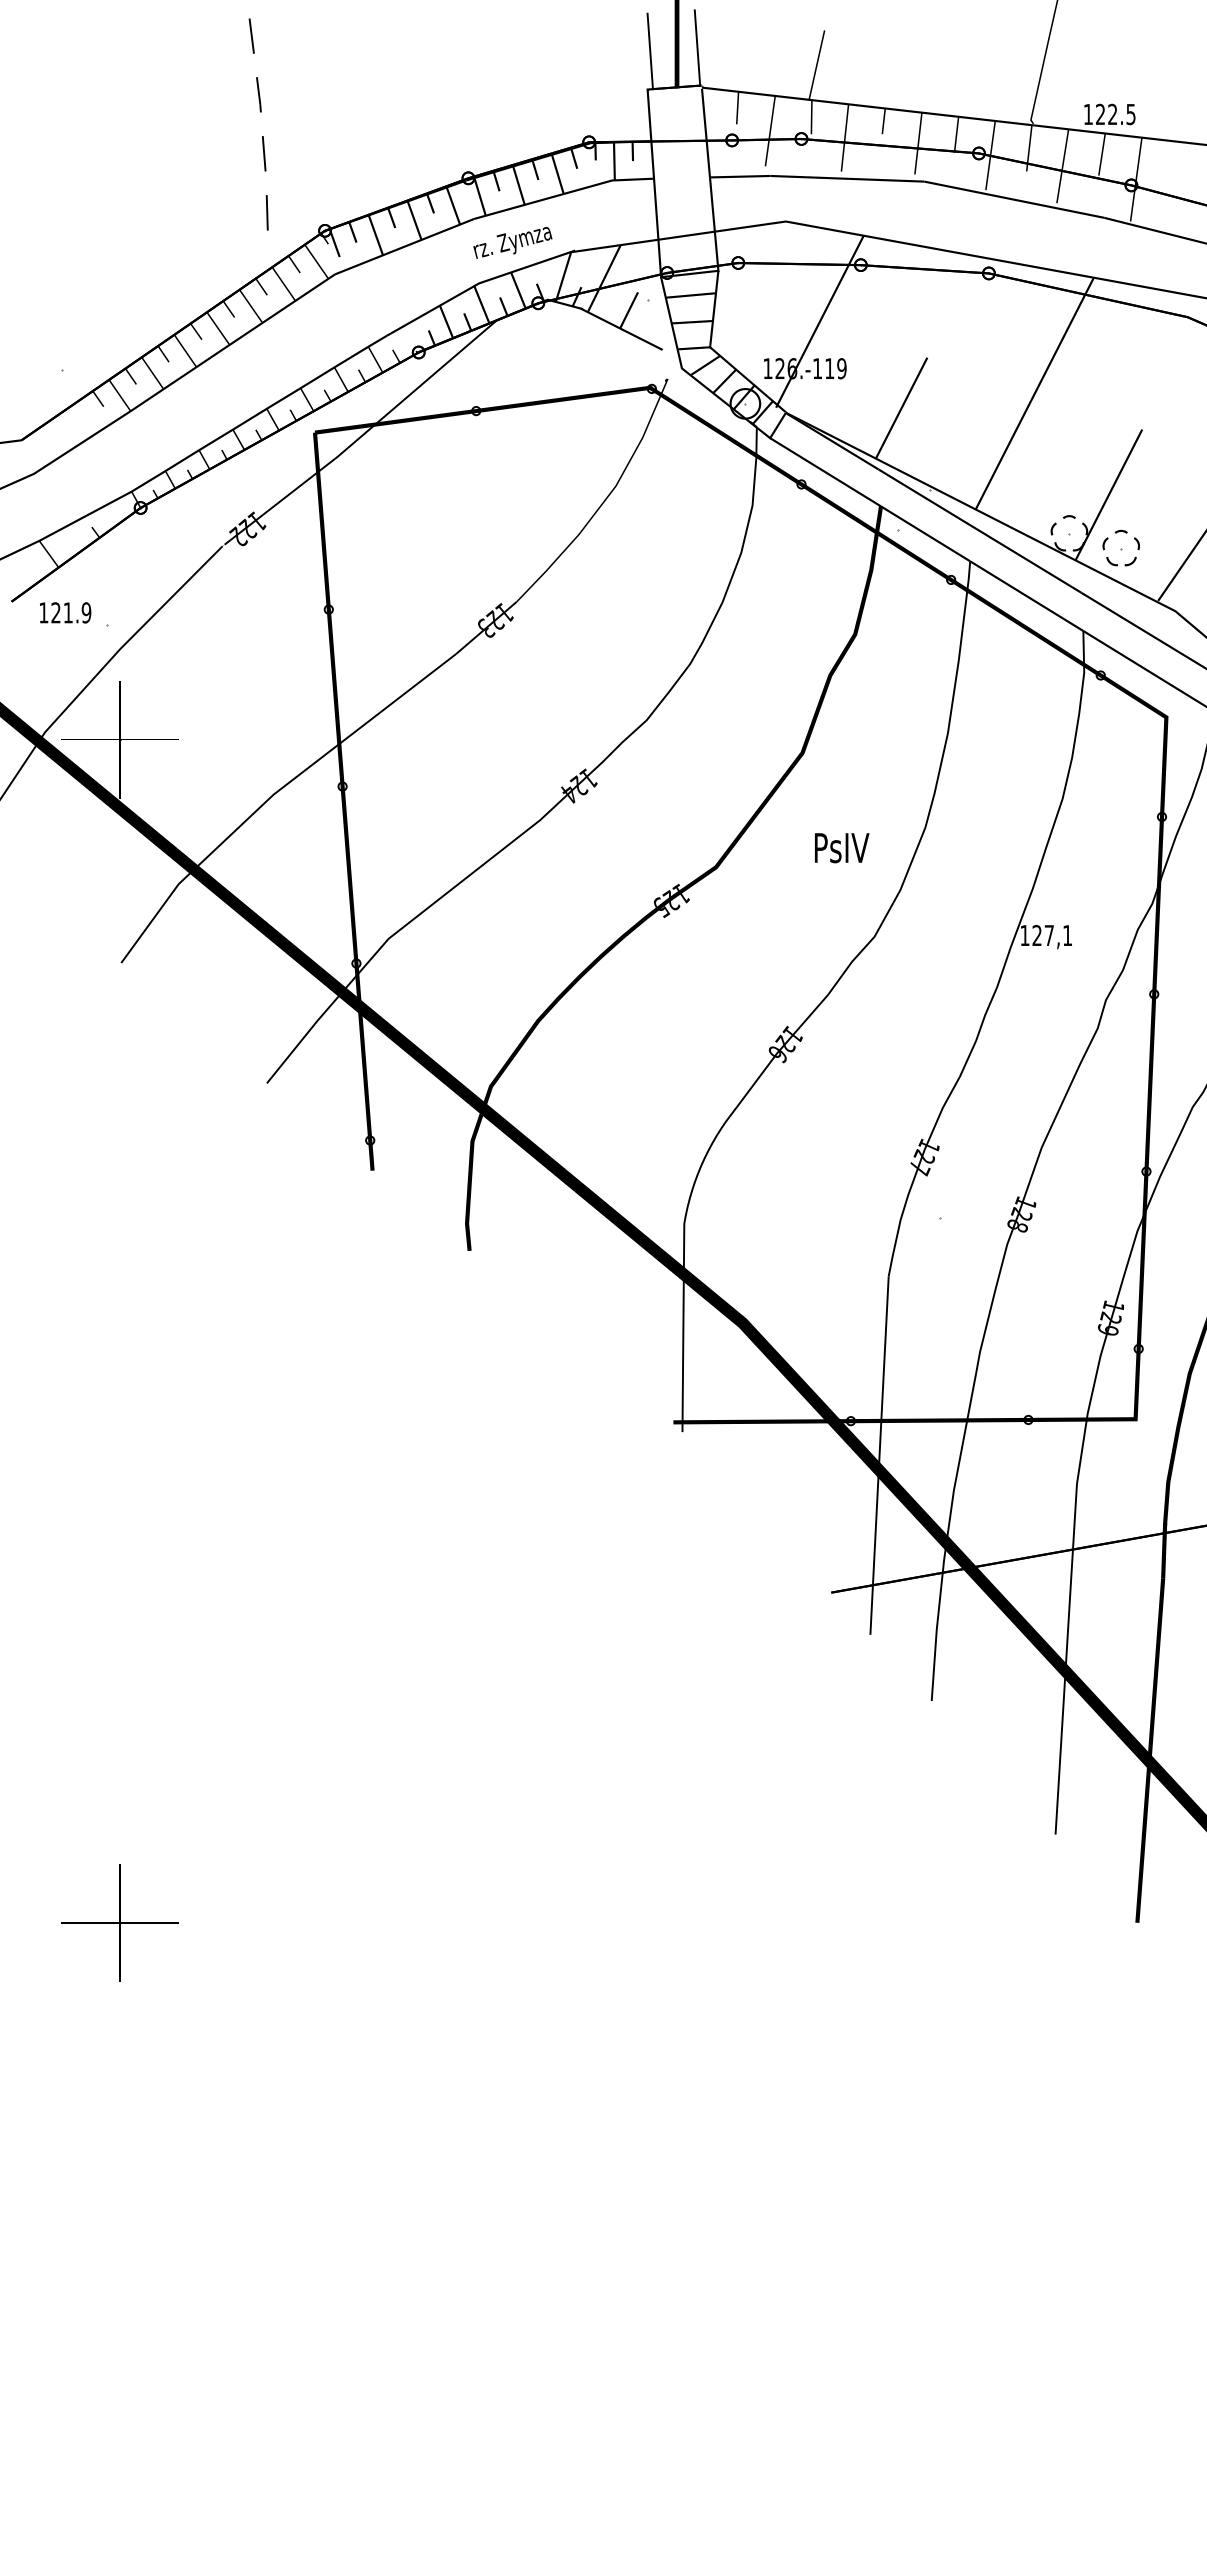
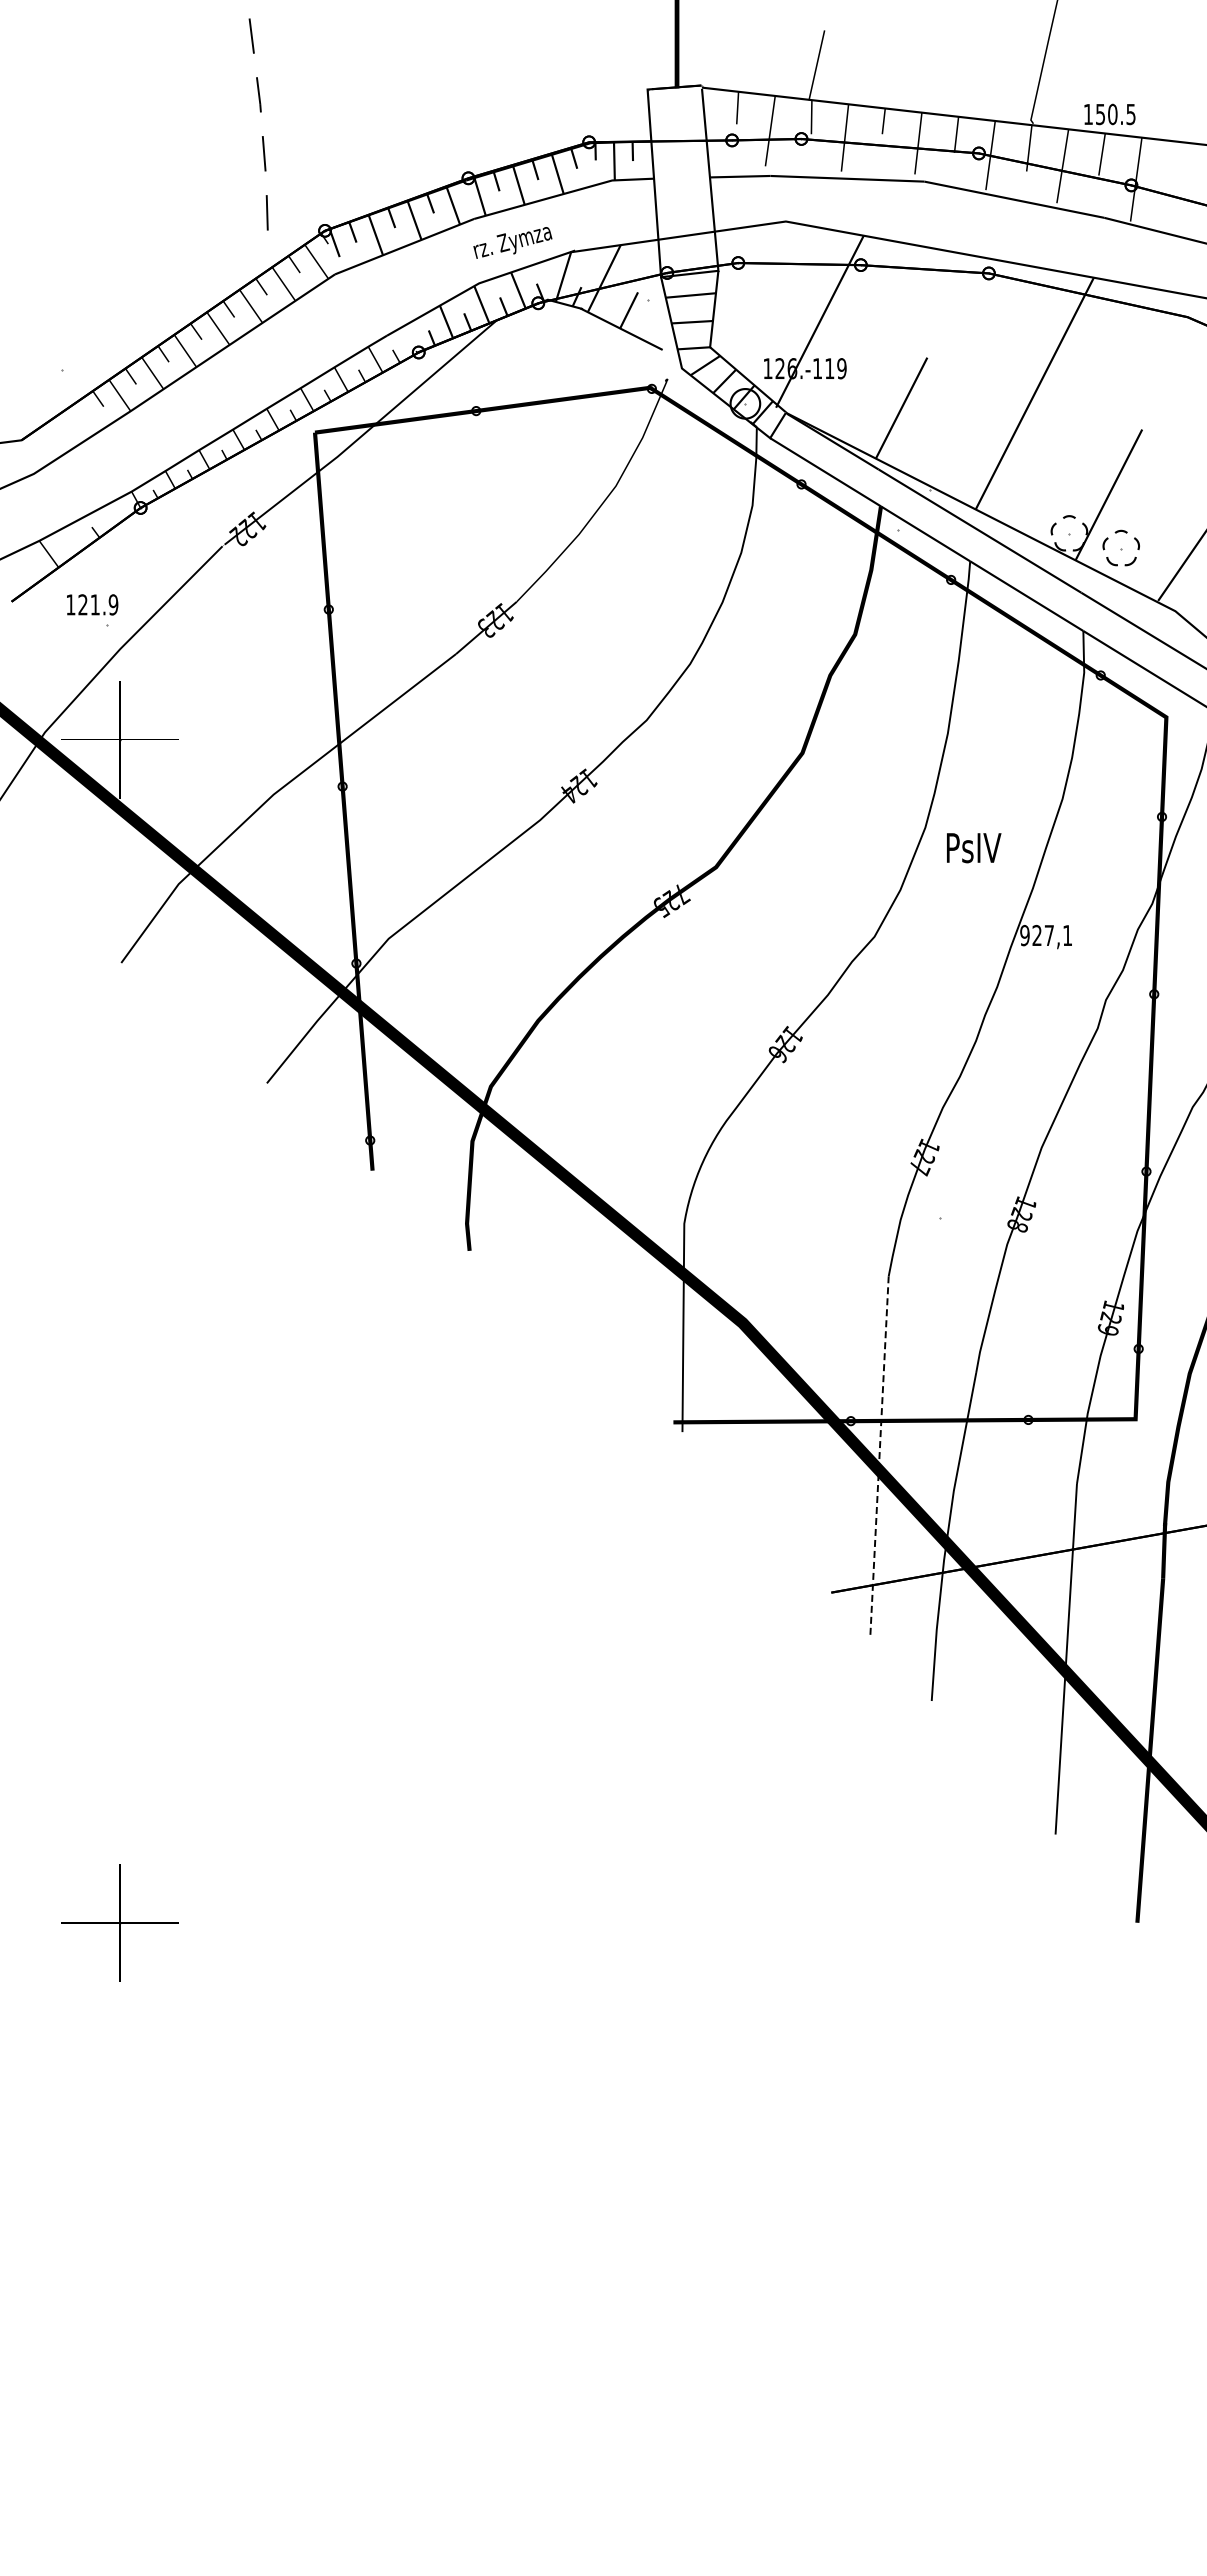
line: present -> none (697, 47)
line: present -> none (649, 51)
text: 122.5 -> 150.5 (1106, 114)
text position: (65, 612) -> (92, 604) (92, 604)
text position: (842, 848) -> (974, 848) (974, 848)
text: 125 -> 725 (681, 894)
text: 127,1 -> 927,1 (1024, 935)
line: solid -> dashed (879, 1455)
